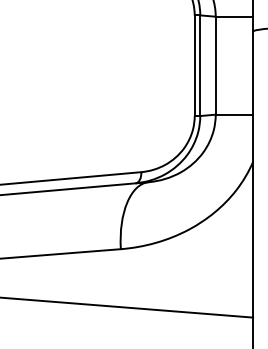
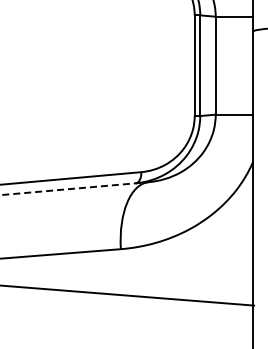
line: solid -> dashed (74, 188)
line position: (127, 307) -> (128, 295) (128, 295)
